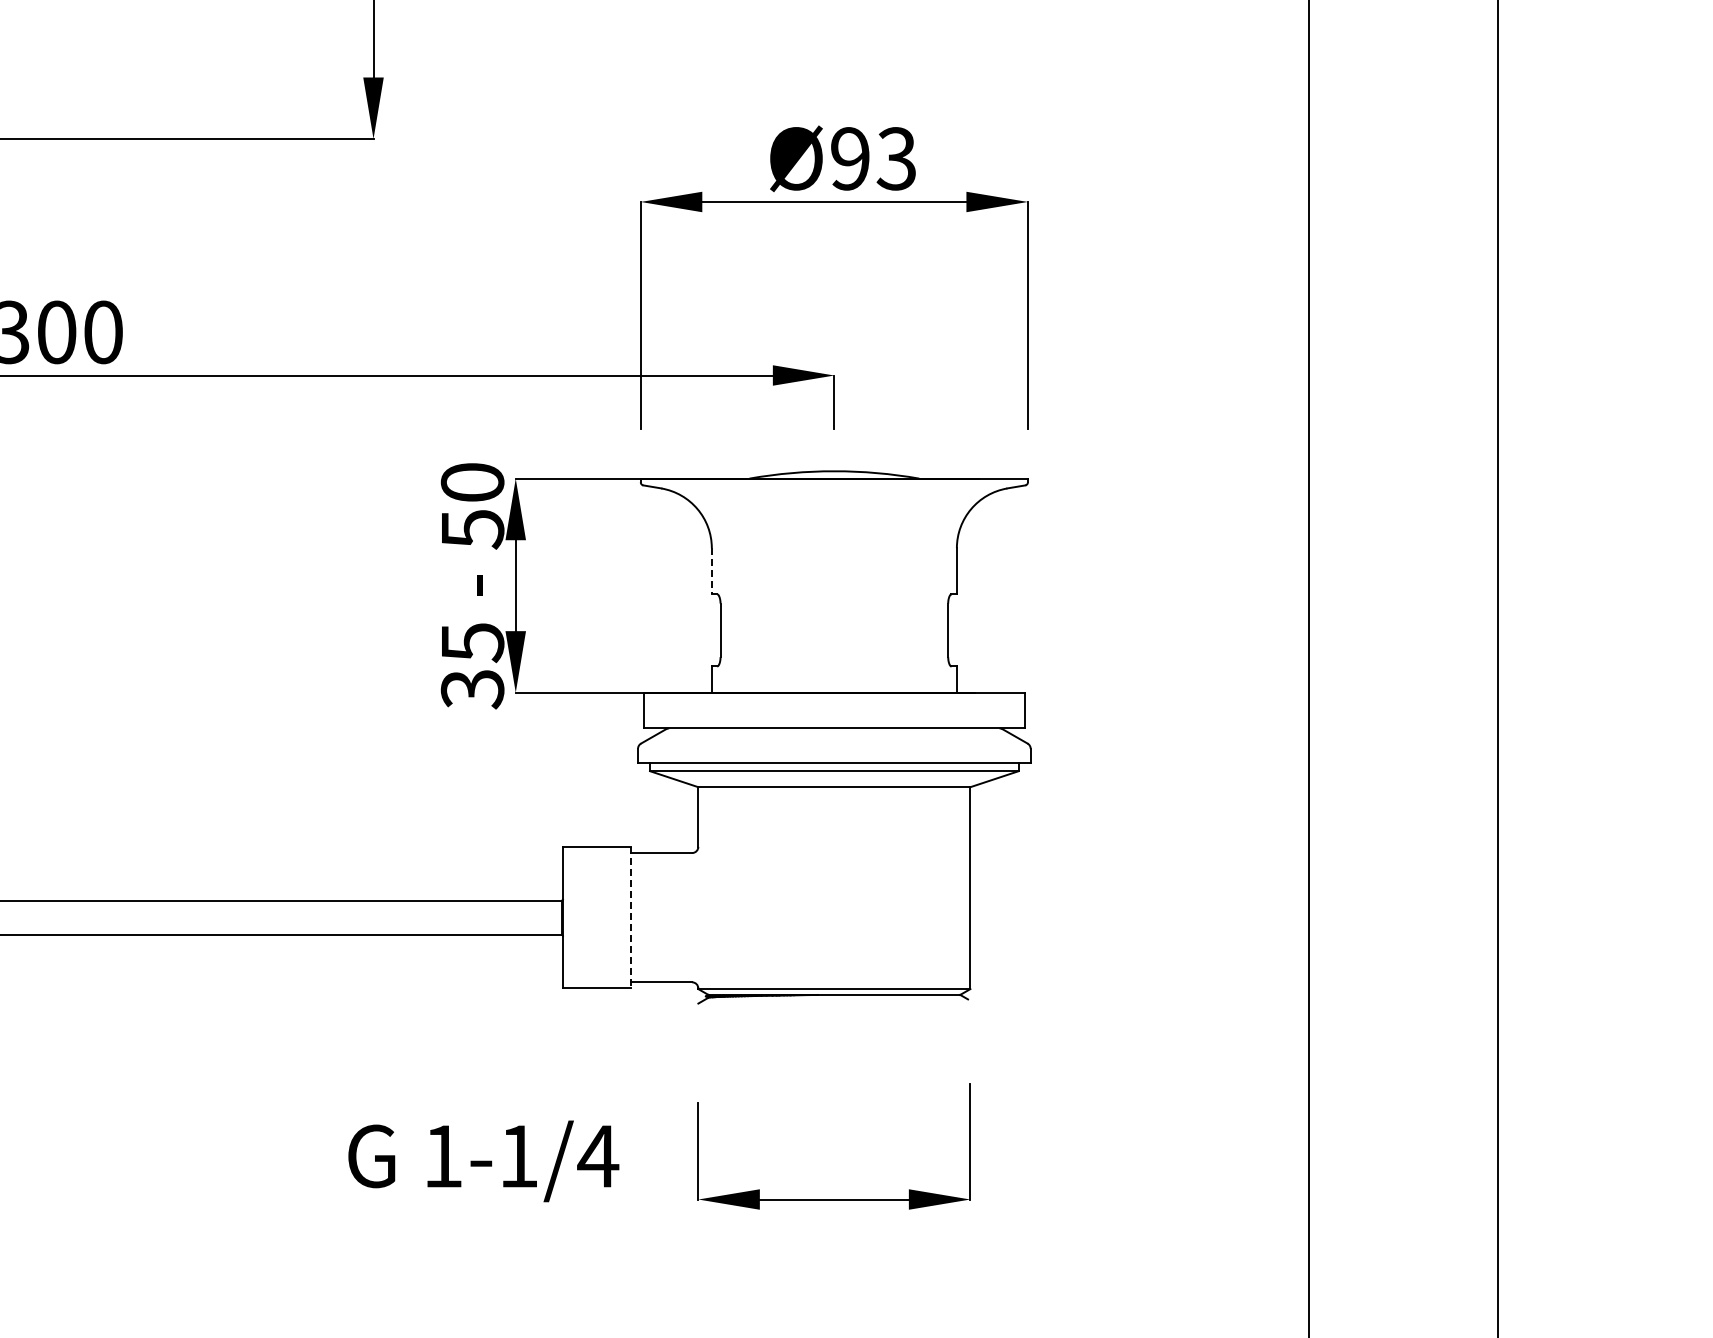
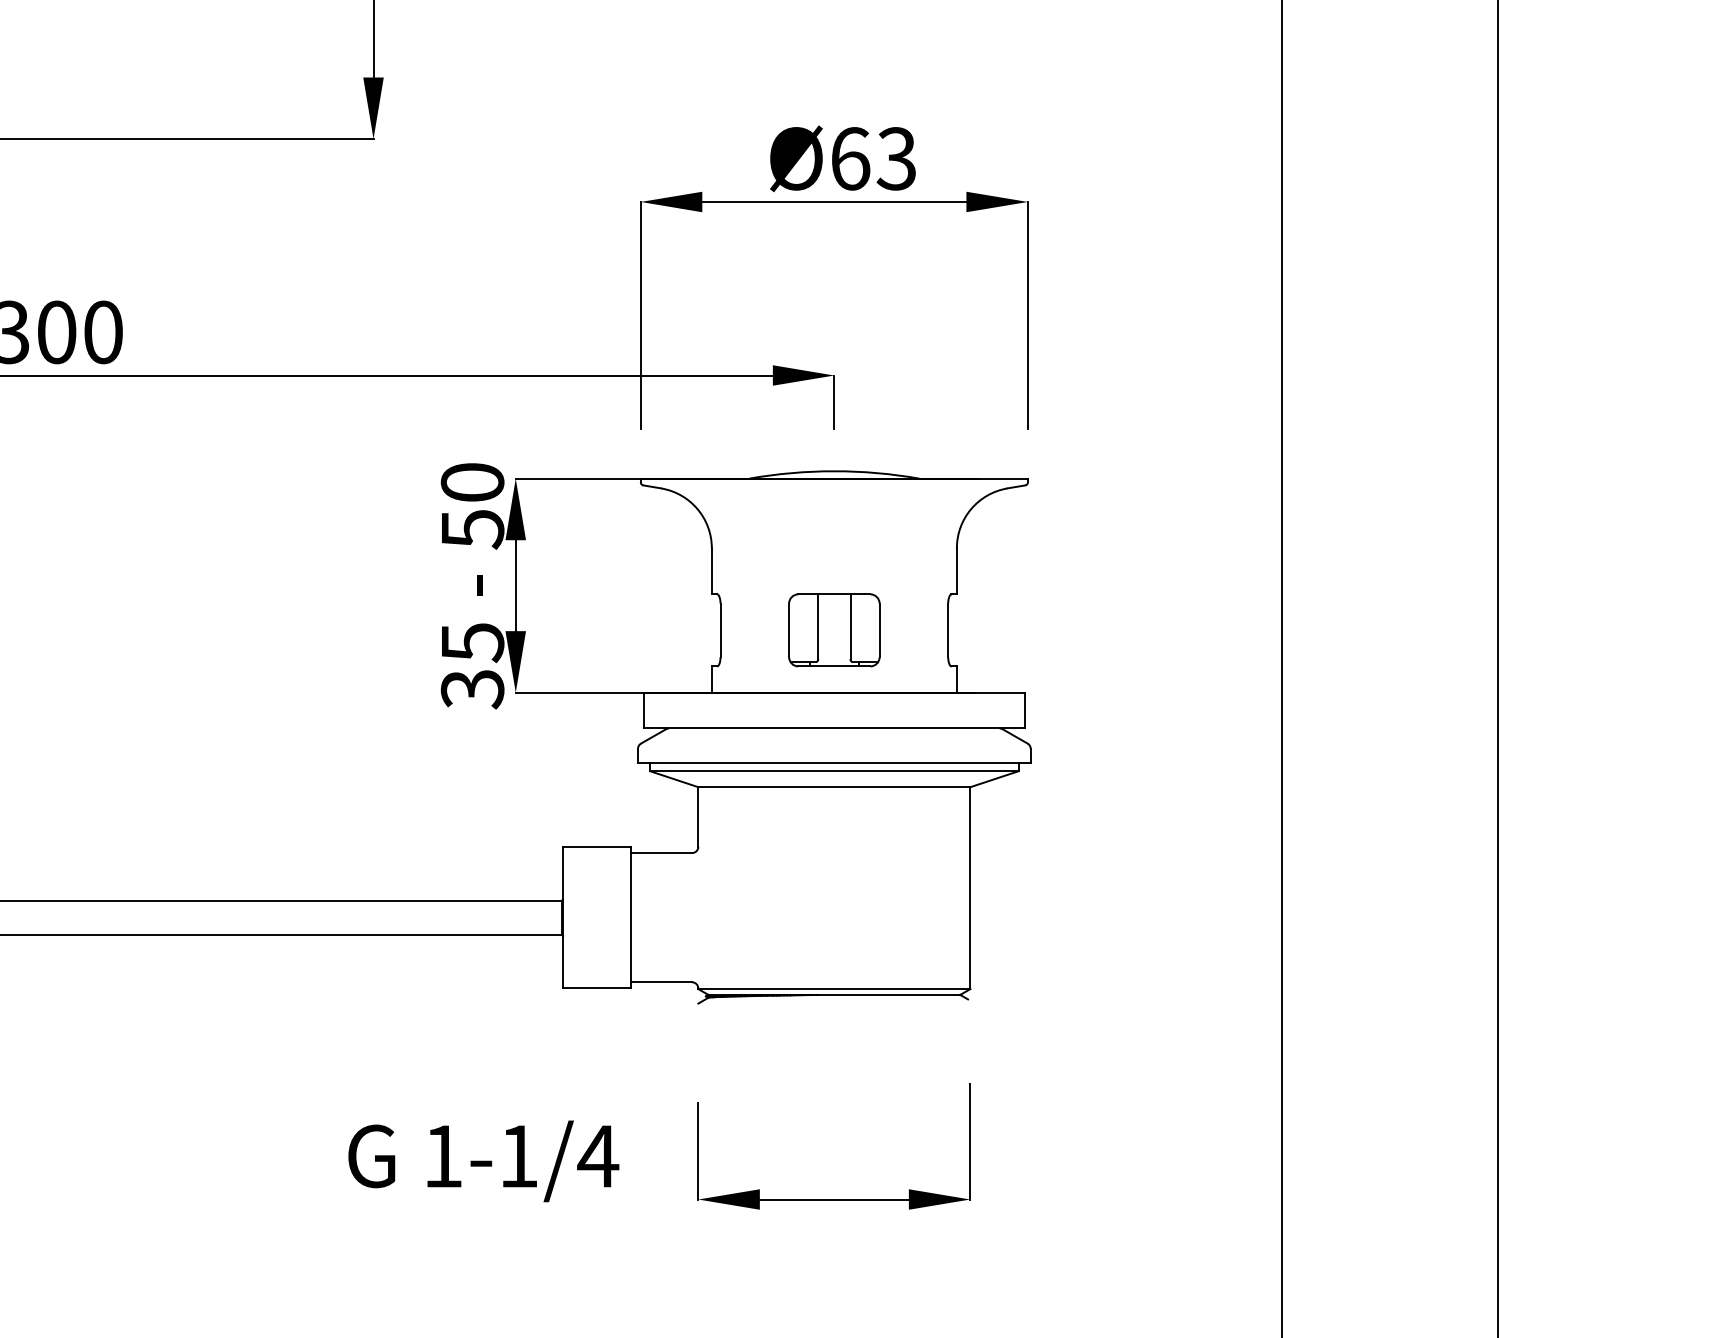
text: Ø93 -> Ø63 (850, 158)
line: dashed -> solid (711, 571)
part: none -> present (834, 630)
line position: (1309, 668) -> (1282, 668) (1282, 668)
line: dashed -> solid (630, 917)
